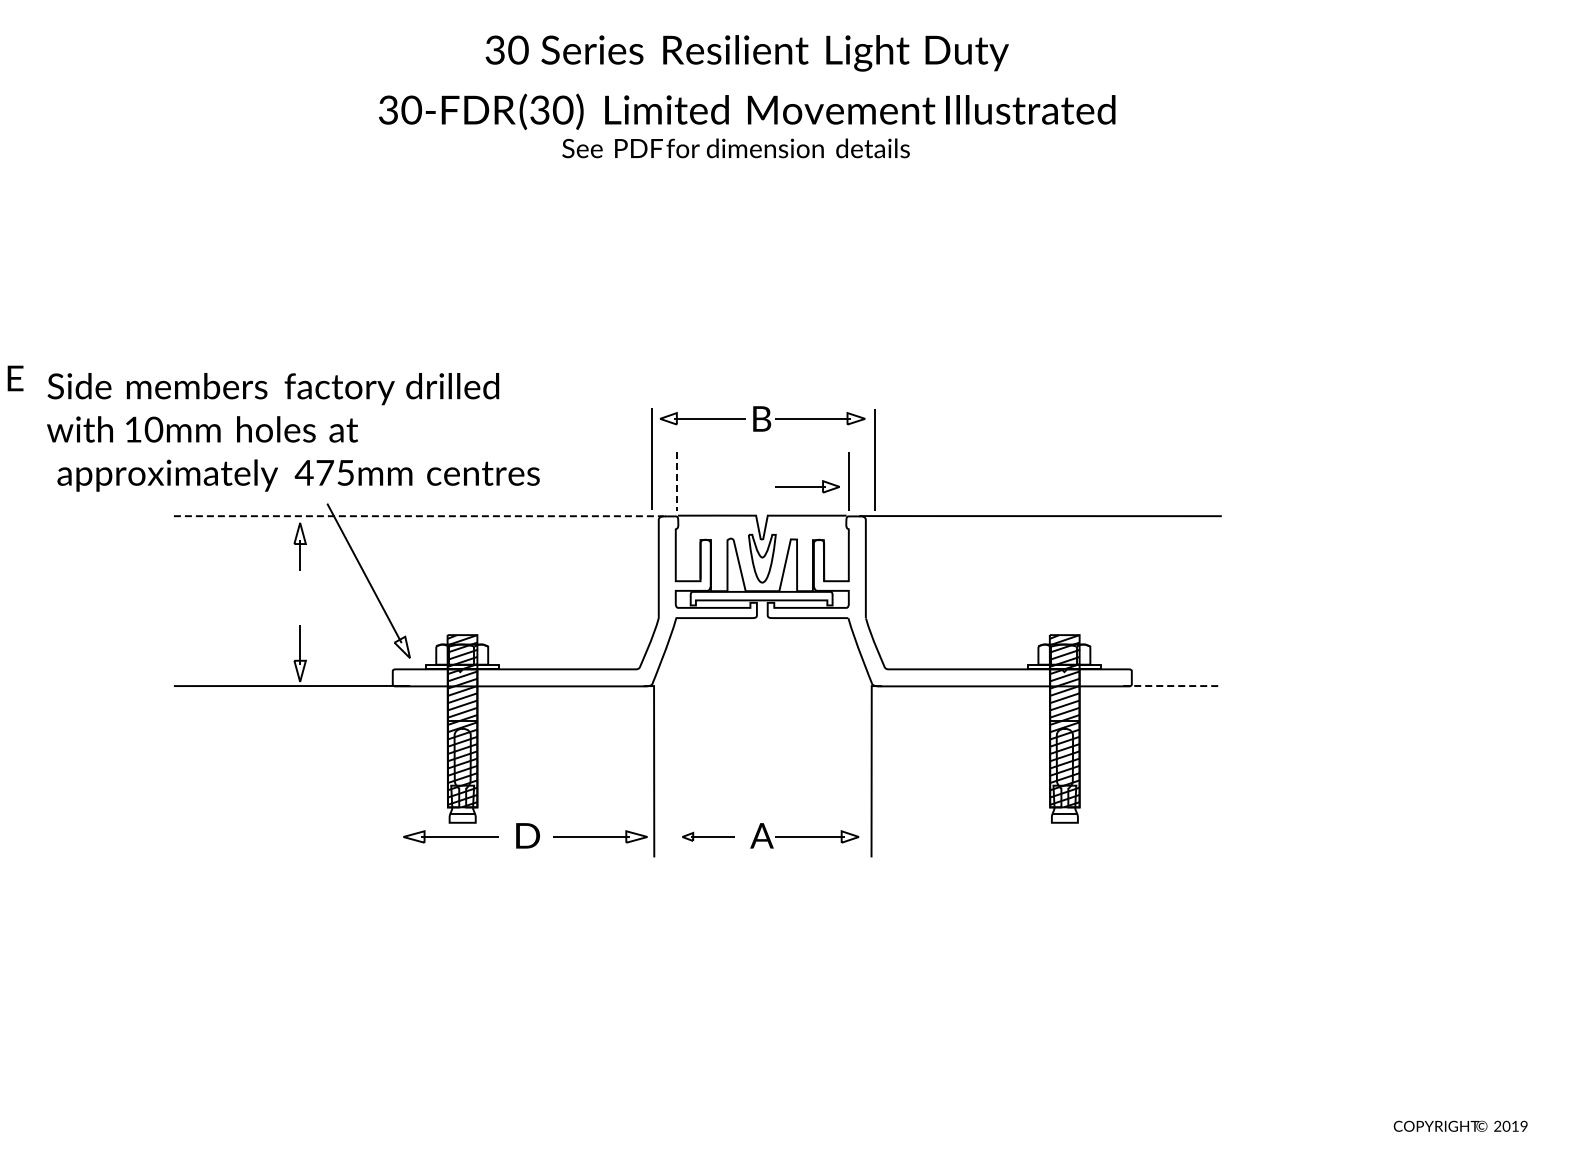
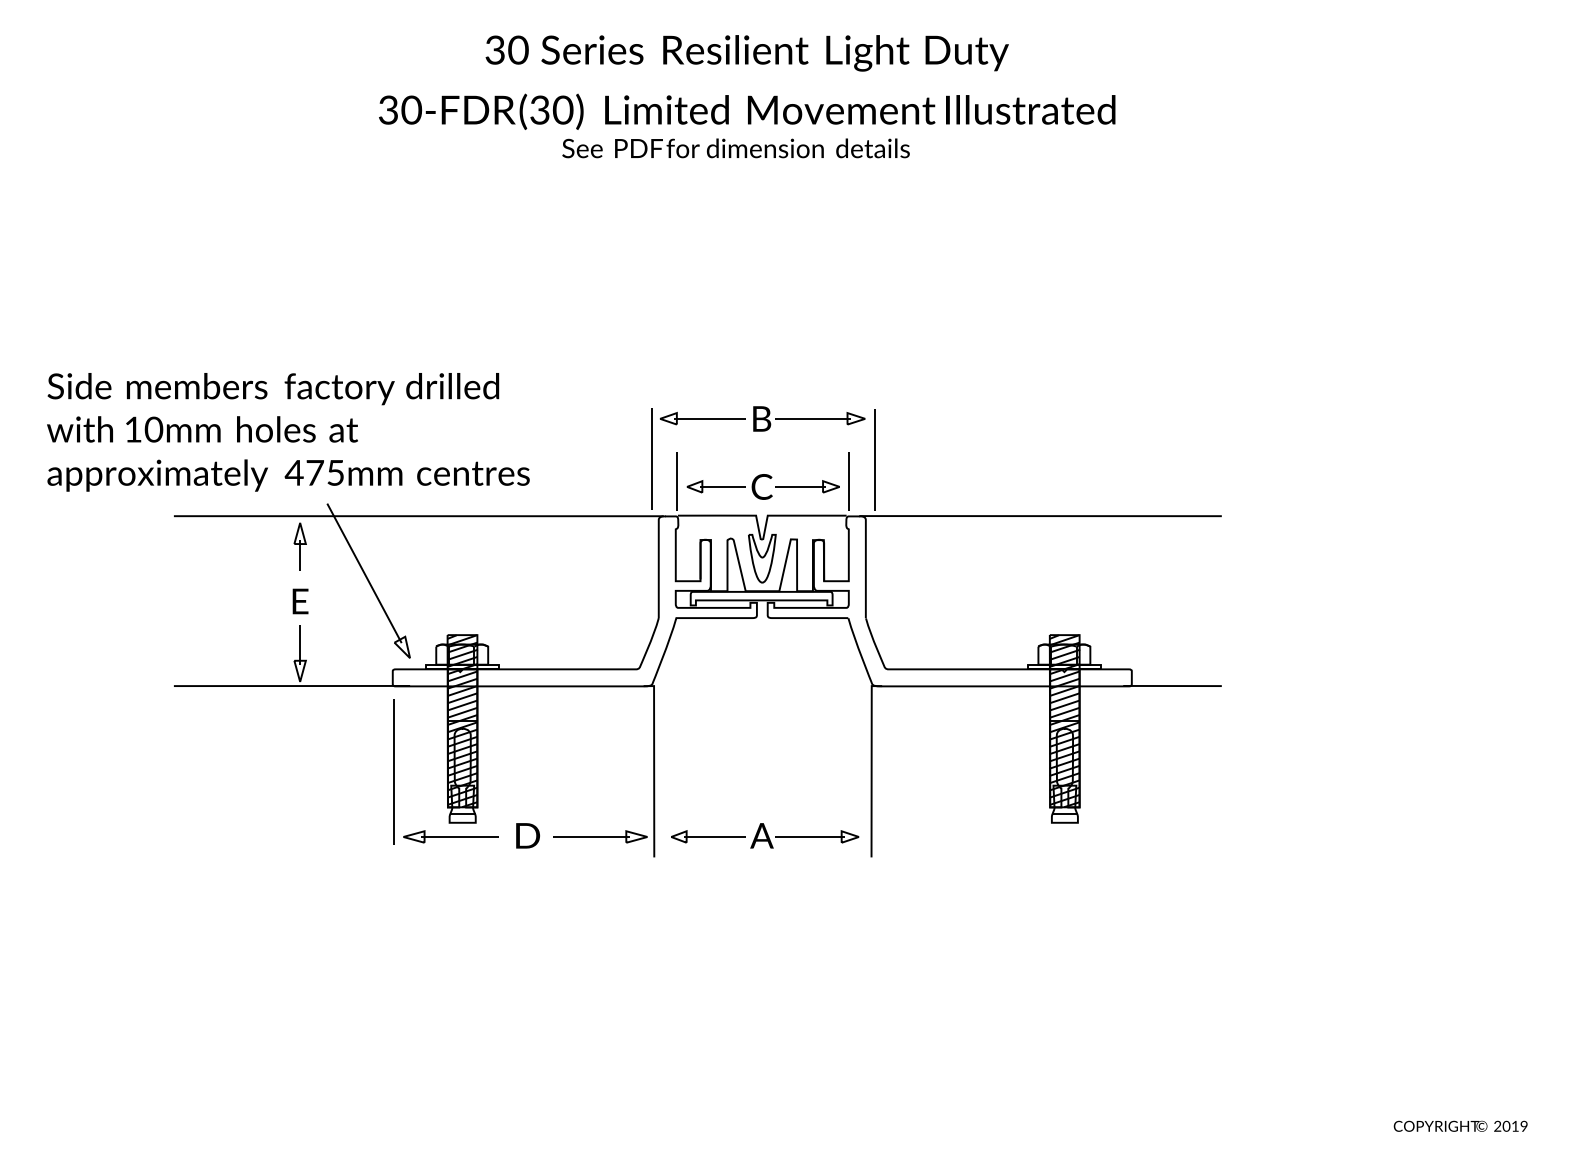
text position: (15, 378) -> (300, 601) (300, 601)
text position: (298, 475) -> (288, 475) (288, 475)
line: dashed -> solid (677, 481)
part: none -> present (729, 486)
line: dashed -> solid (418, 516)
line: dashed -> solid (1173, 686)
line: none -> present (393, 771)
part size: 53x11 px -> 75x14 px (708, 836)
